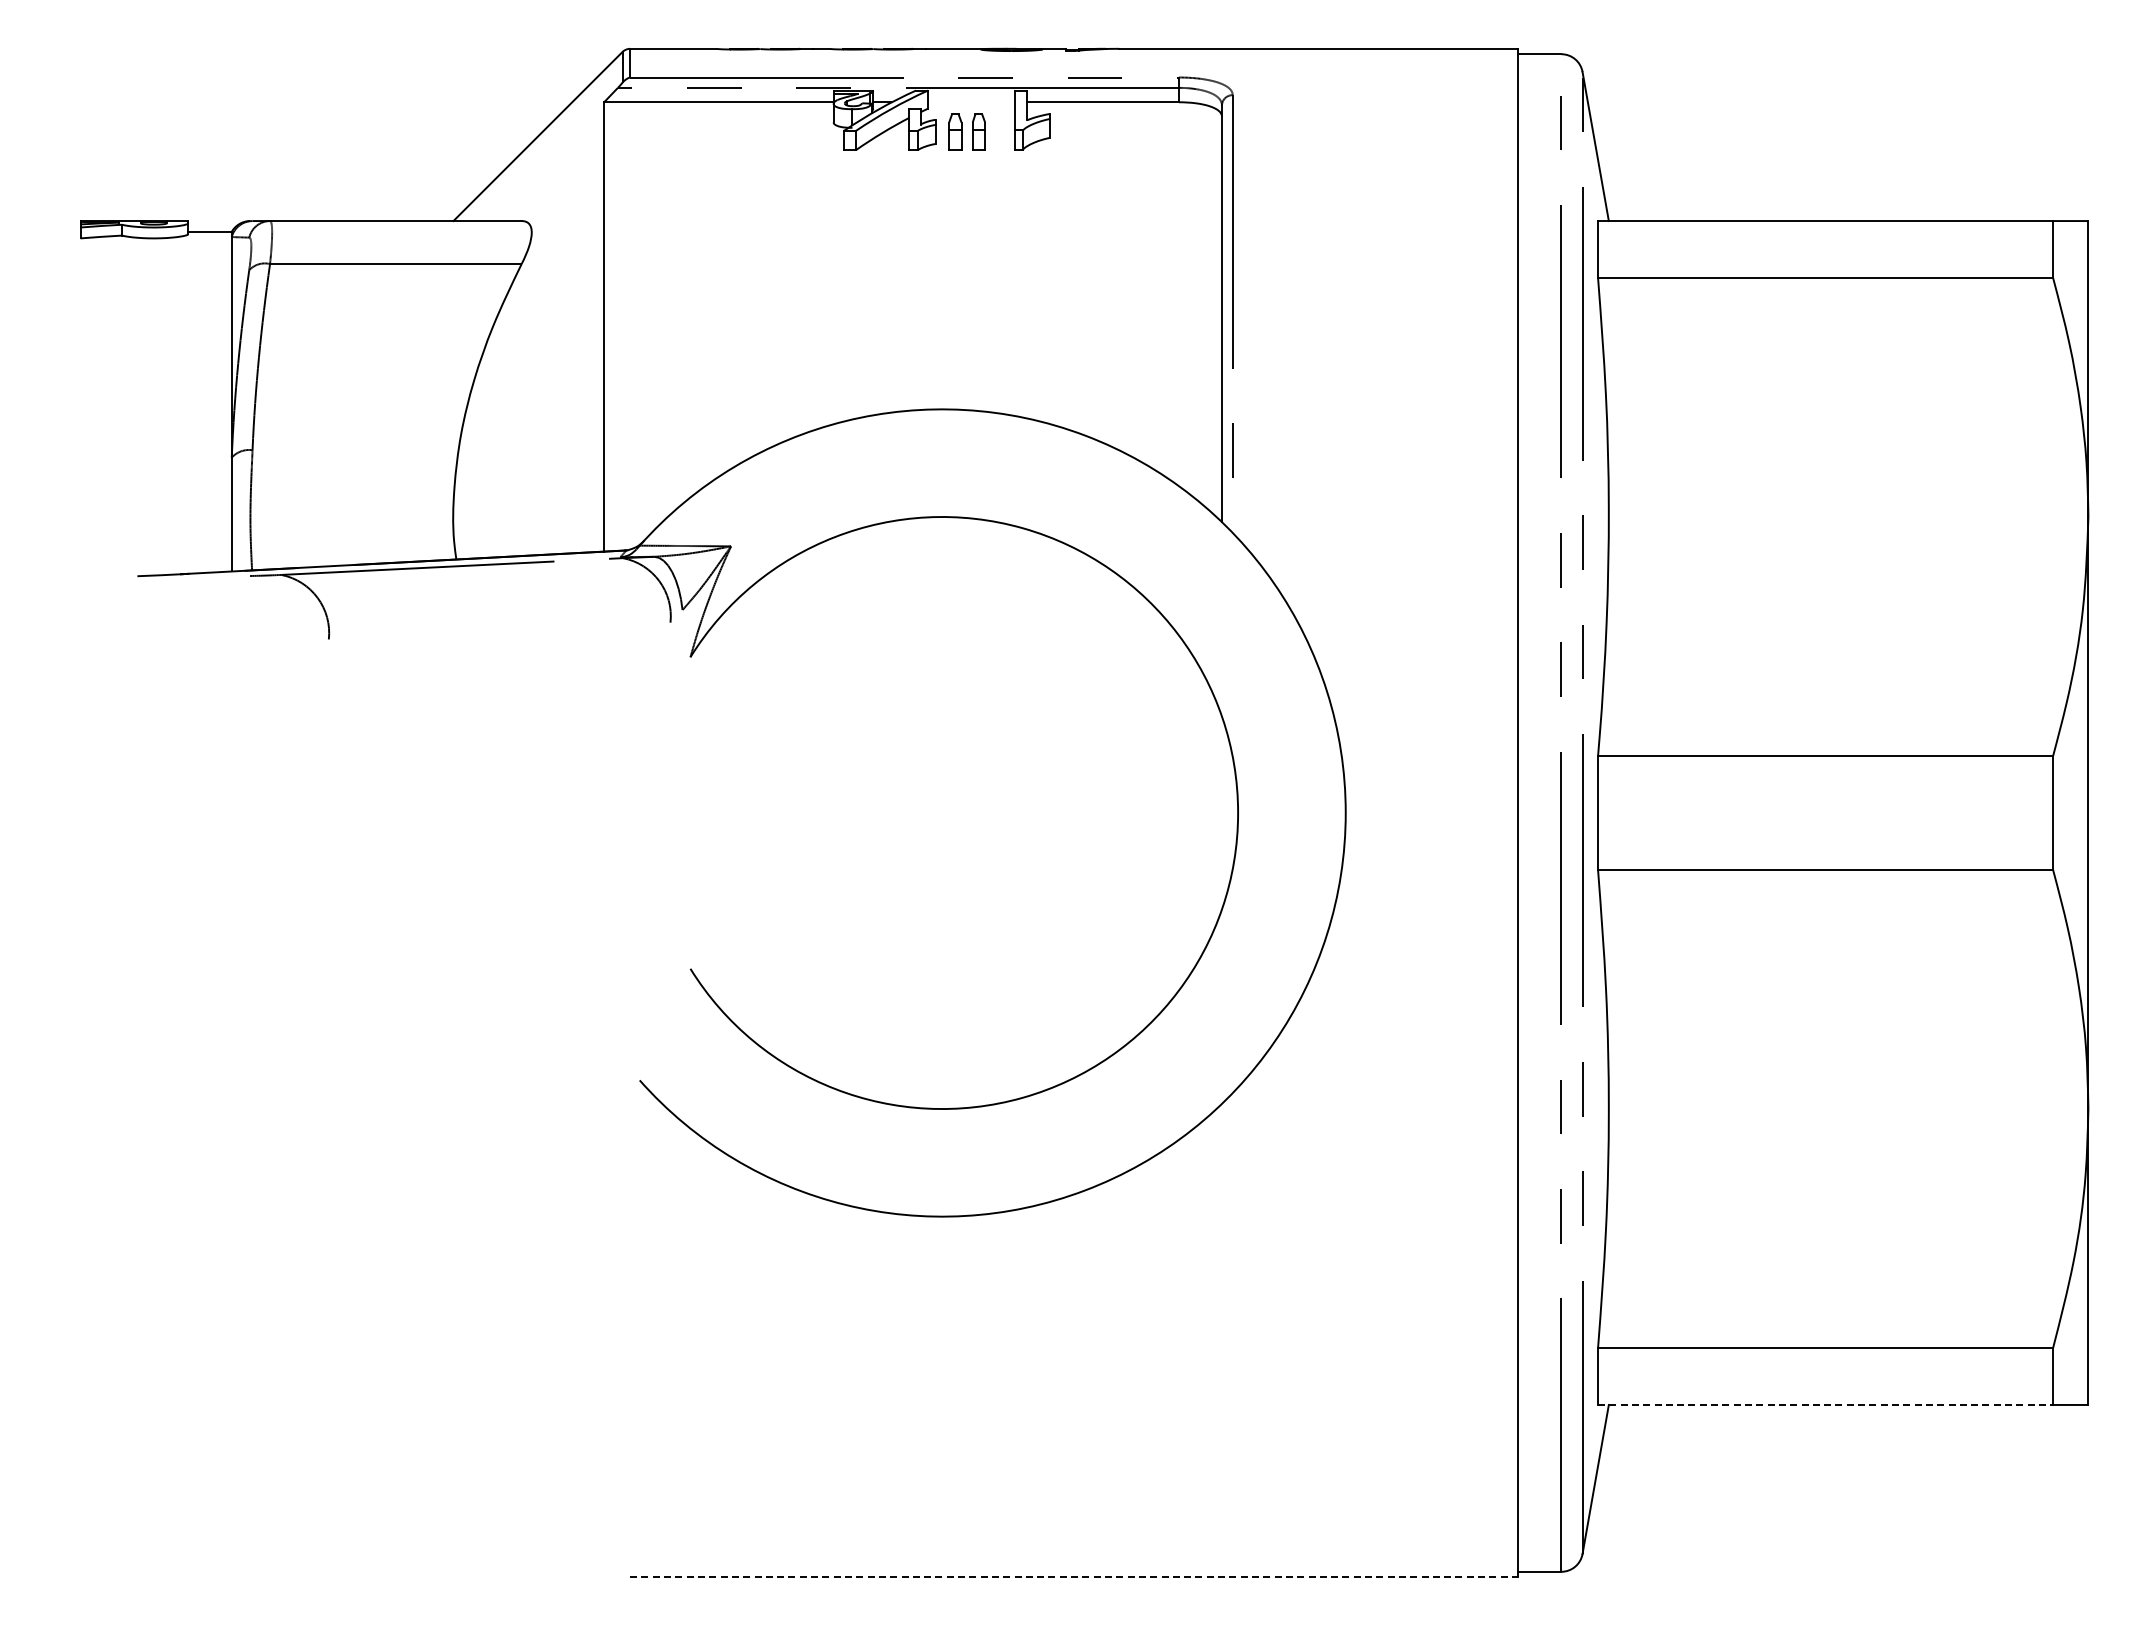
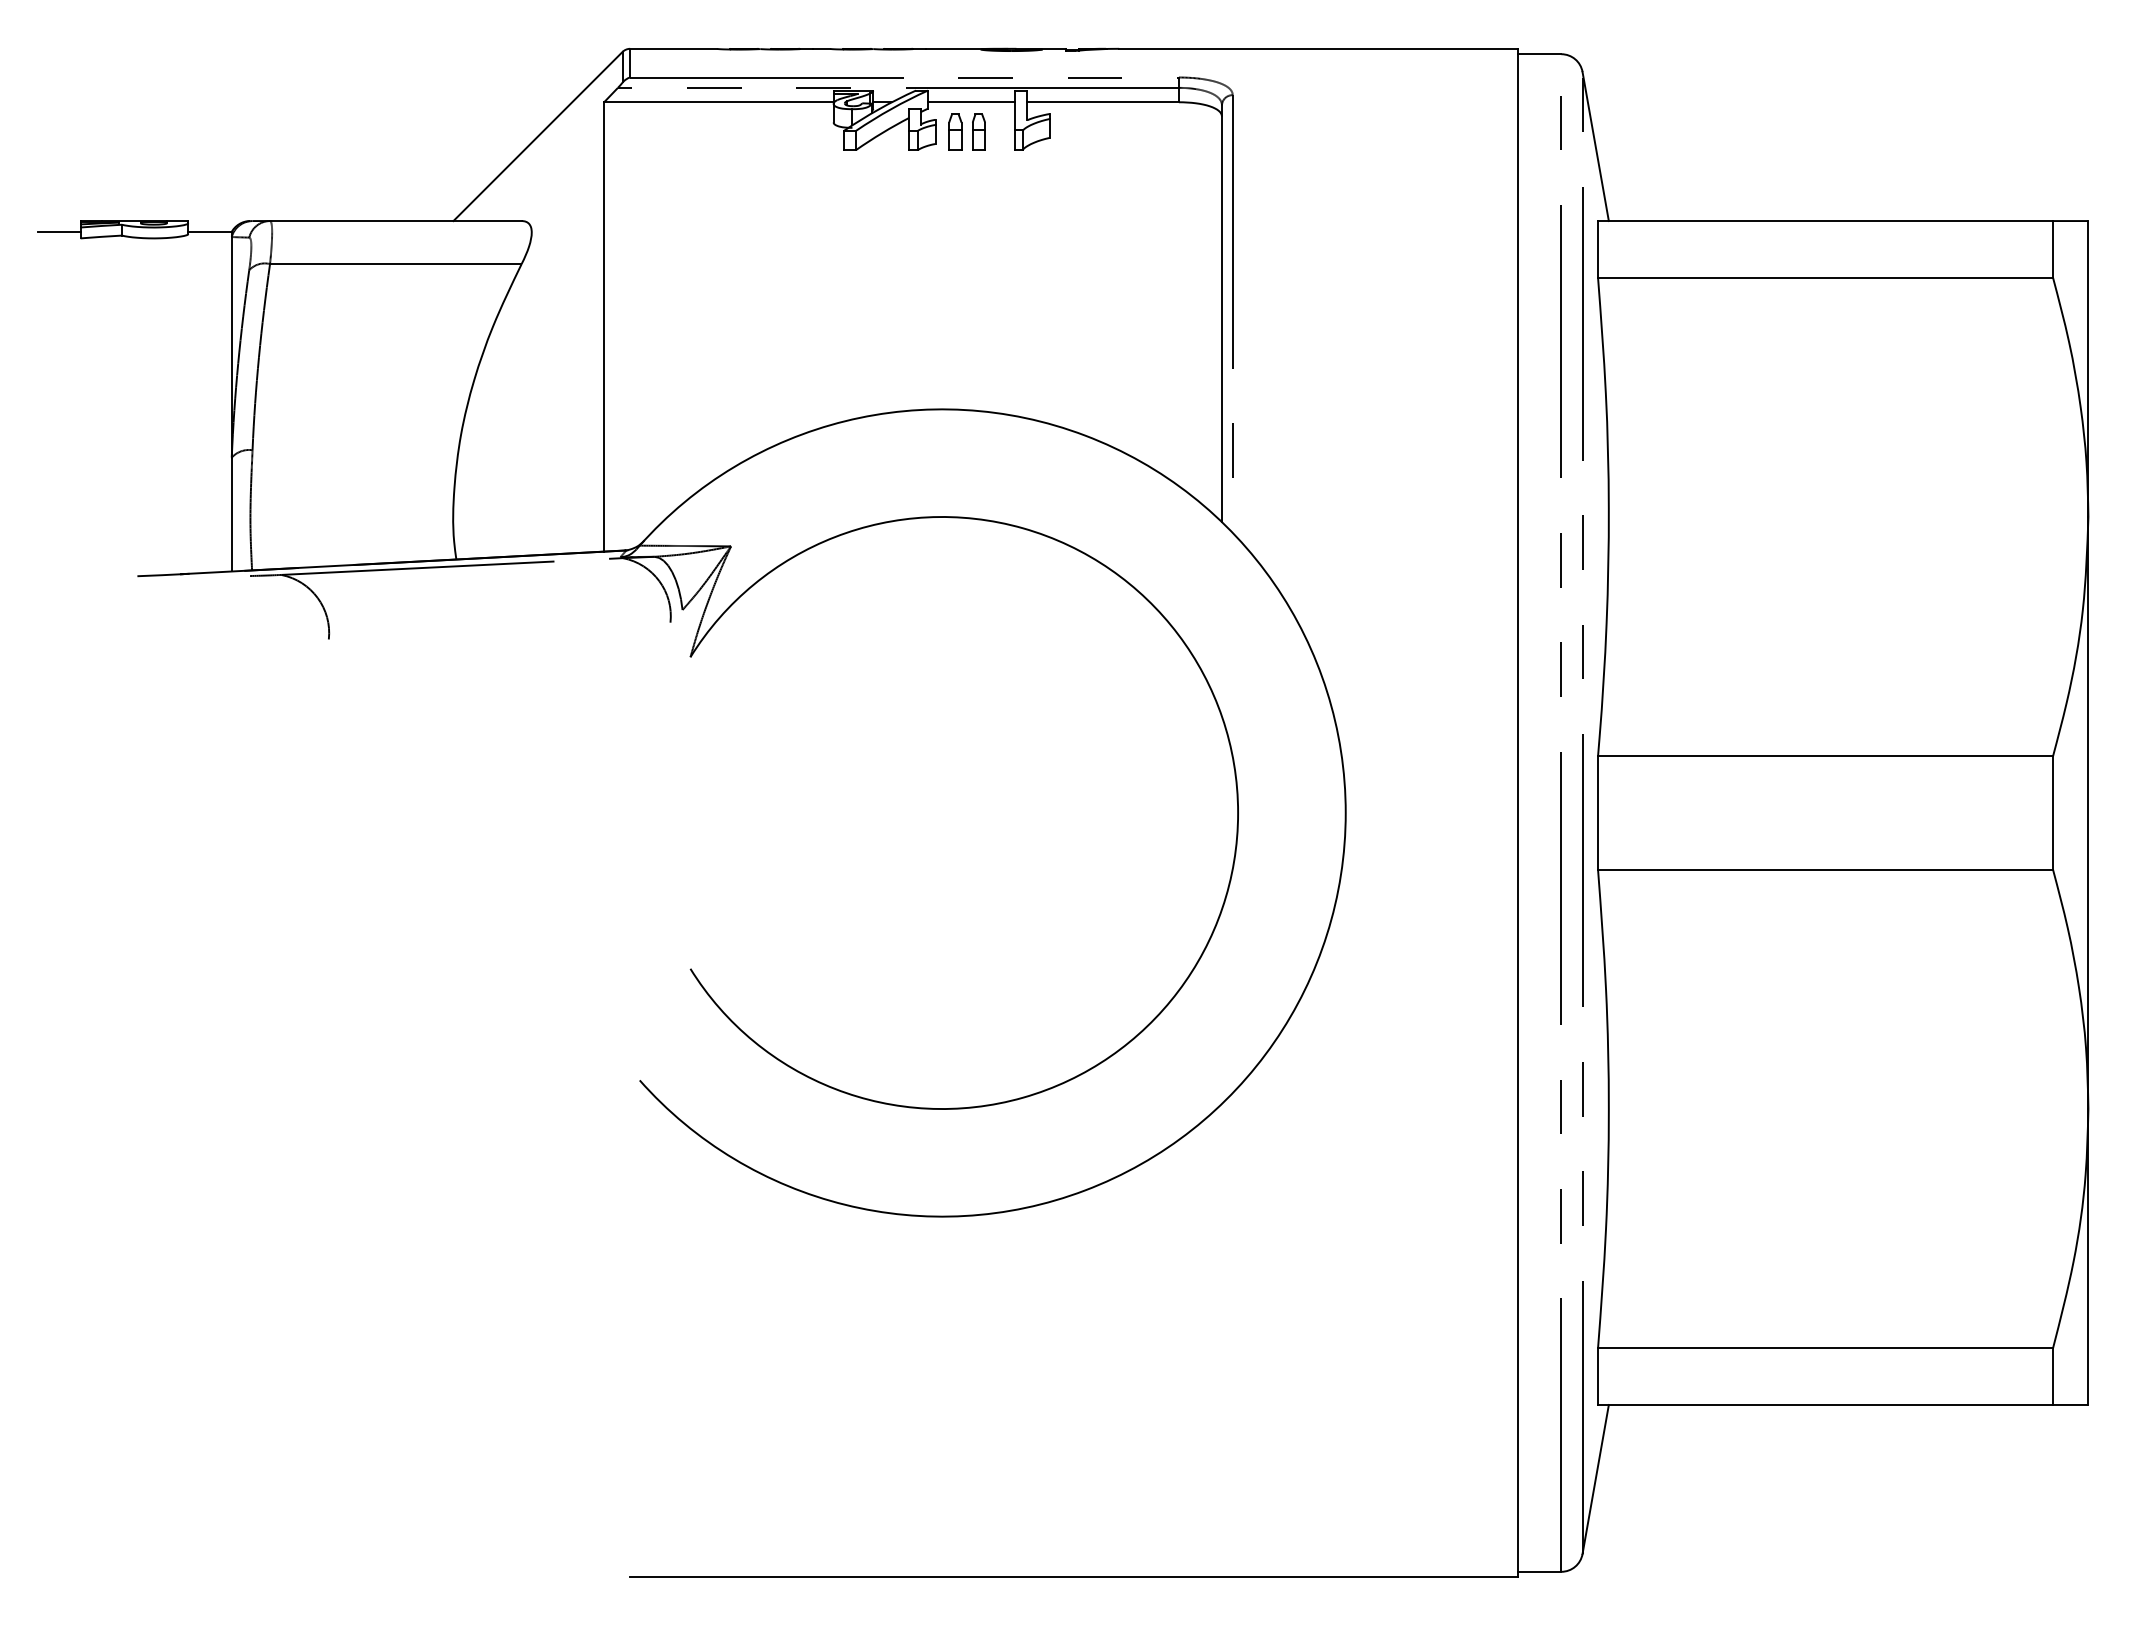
line: none -> present (971, 102)
line: none -> present (59, 231)
line: dashed -> solid (1826, 1404)
line: dashed -> solid (1074, 1577)
